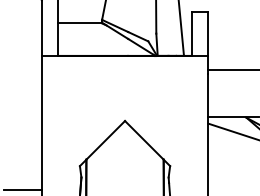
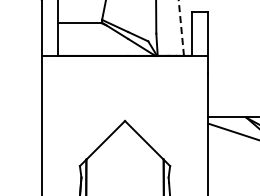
line: solid -> dashed (181, 27)
line: present -> none (232, 70)
line: present -> none (22, 189)
